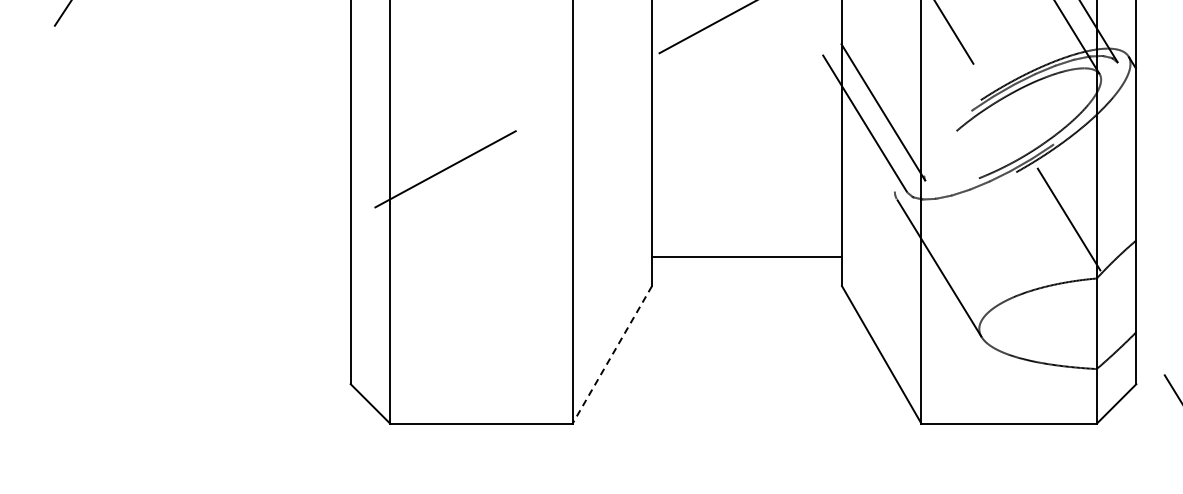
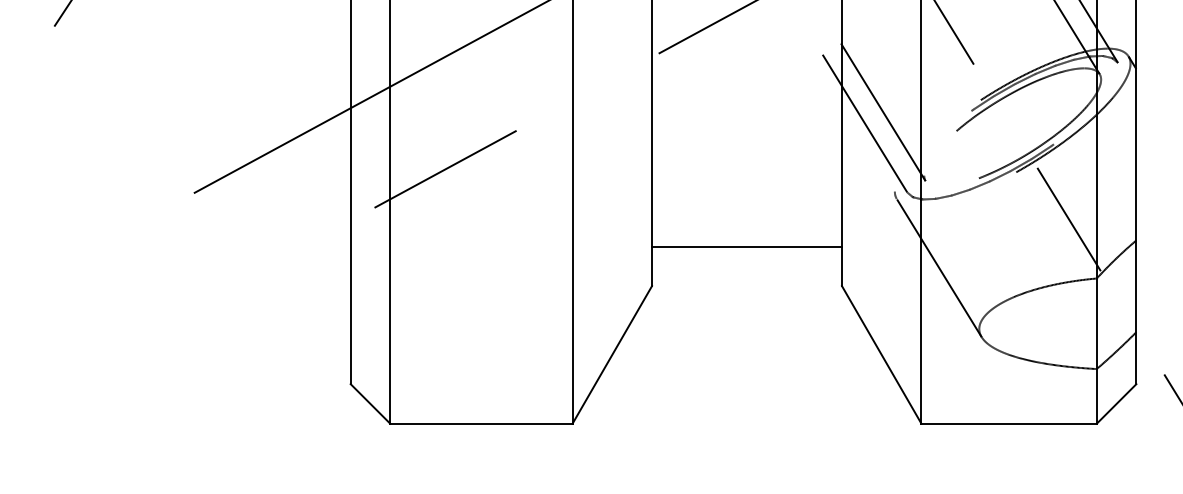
line: none -> present (369, 97)
line position: (747, 257) -> (747, 247) (747, 247)
line: dashed -> solid (612, 355)
